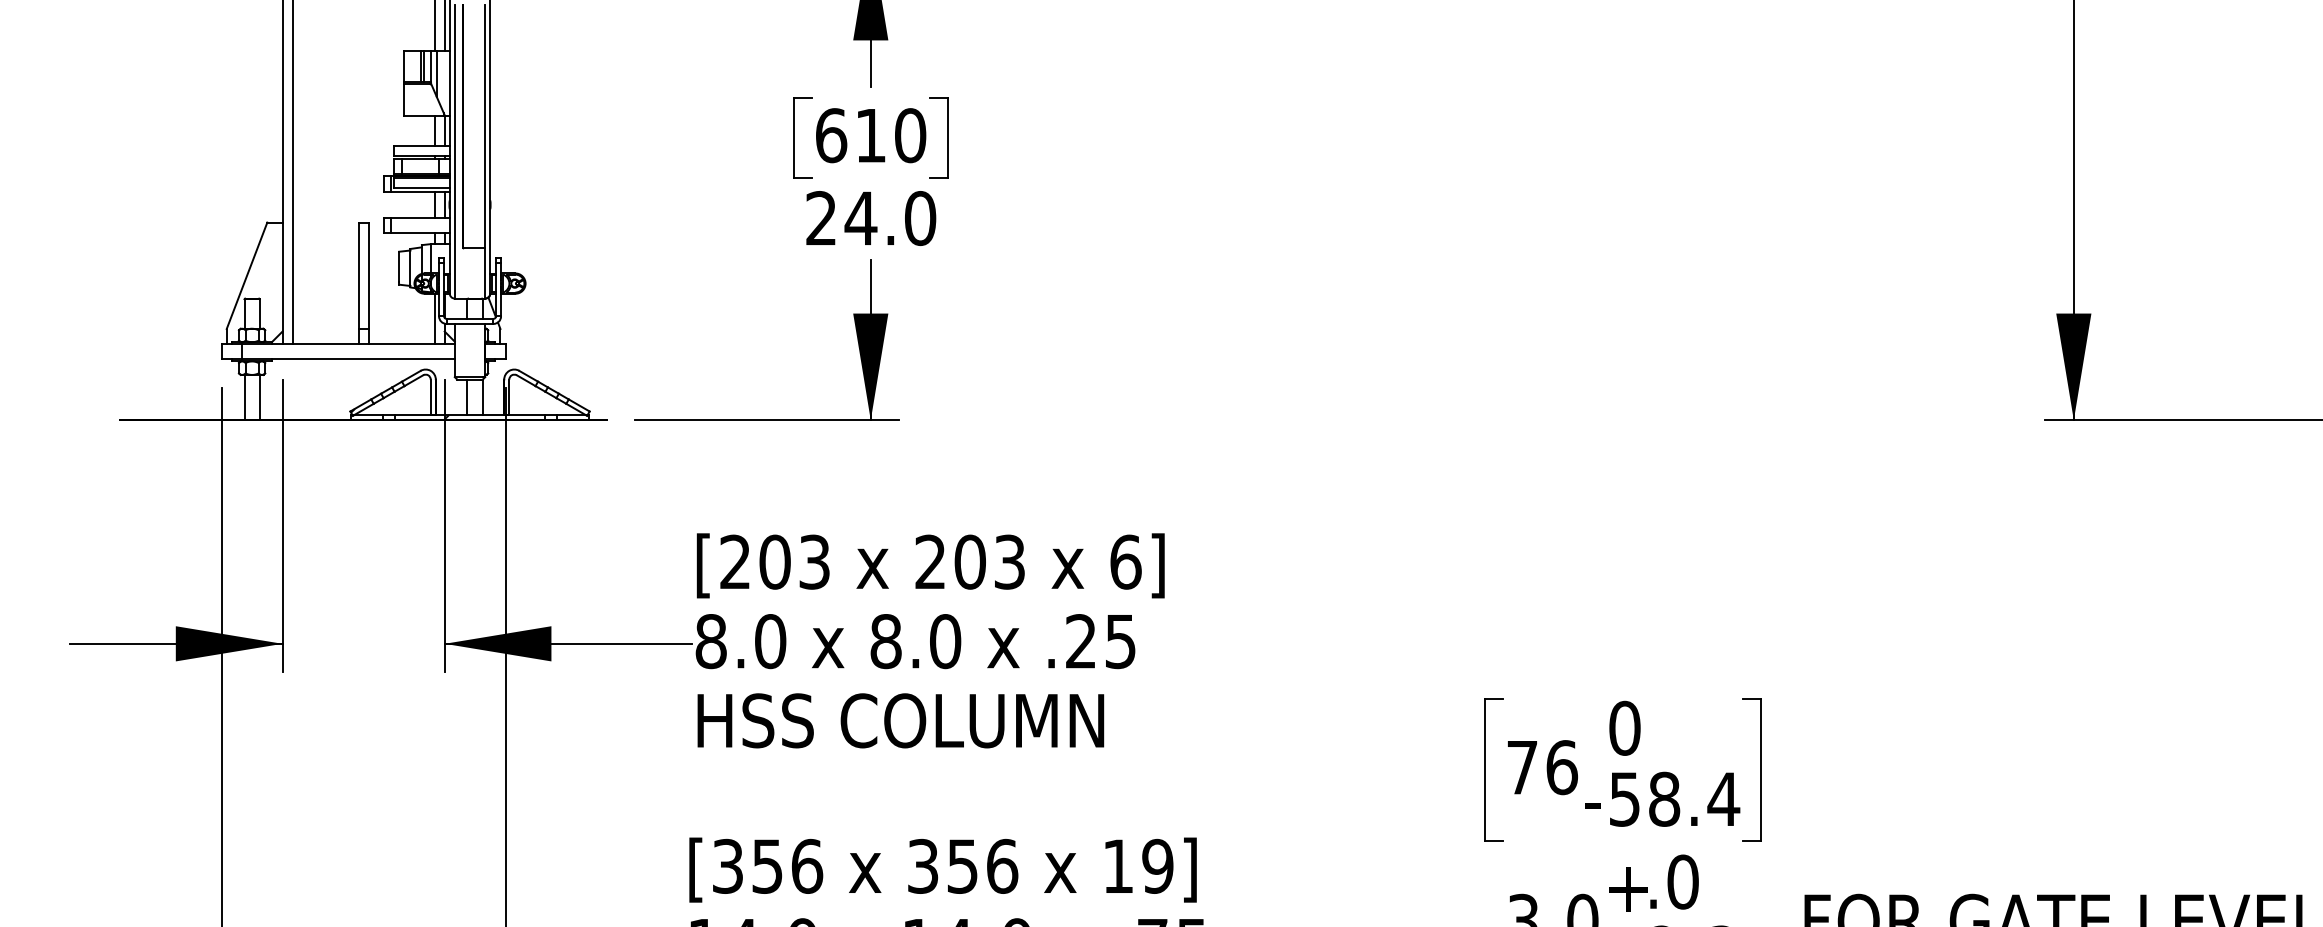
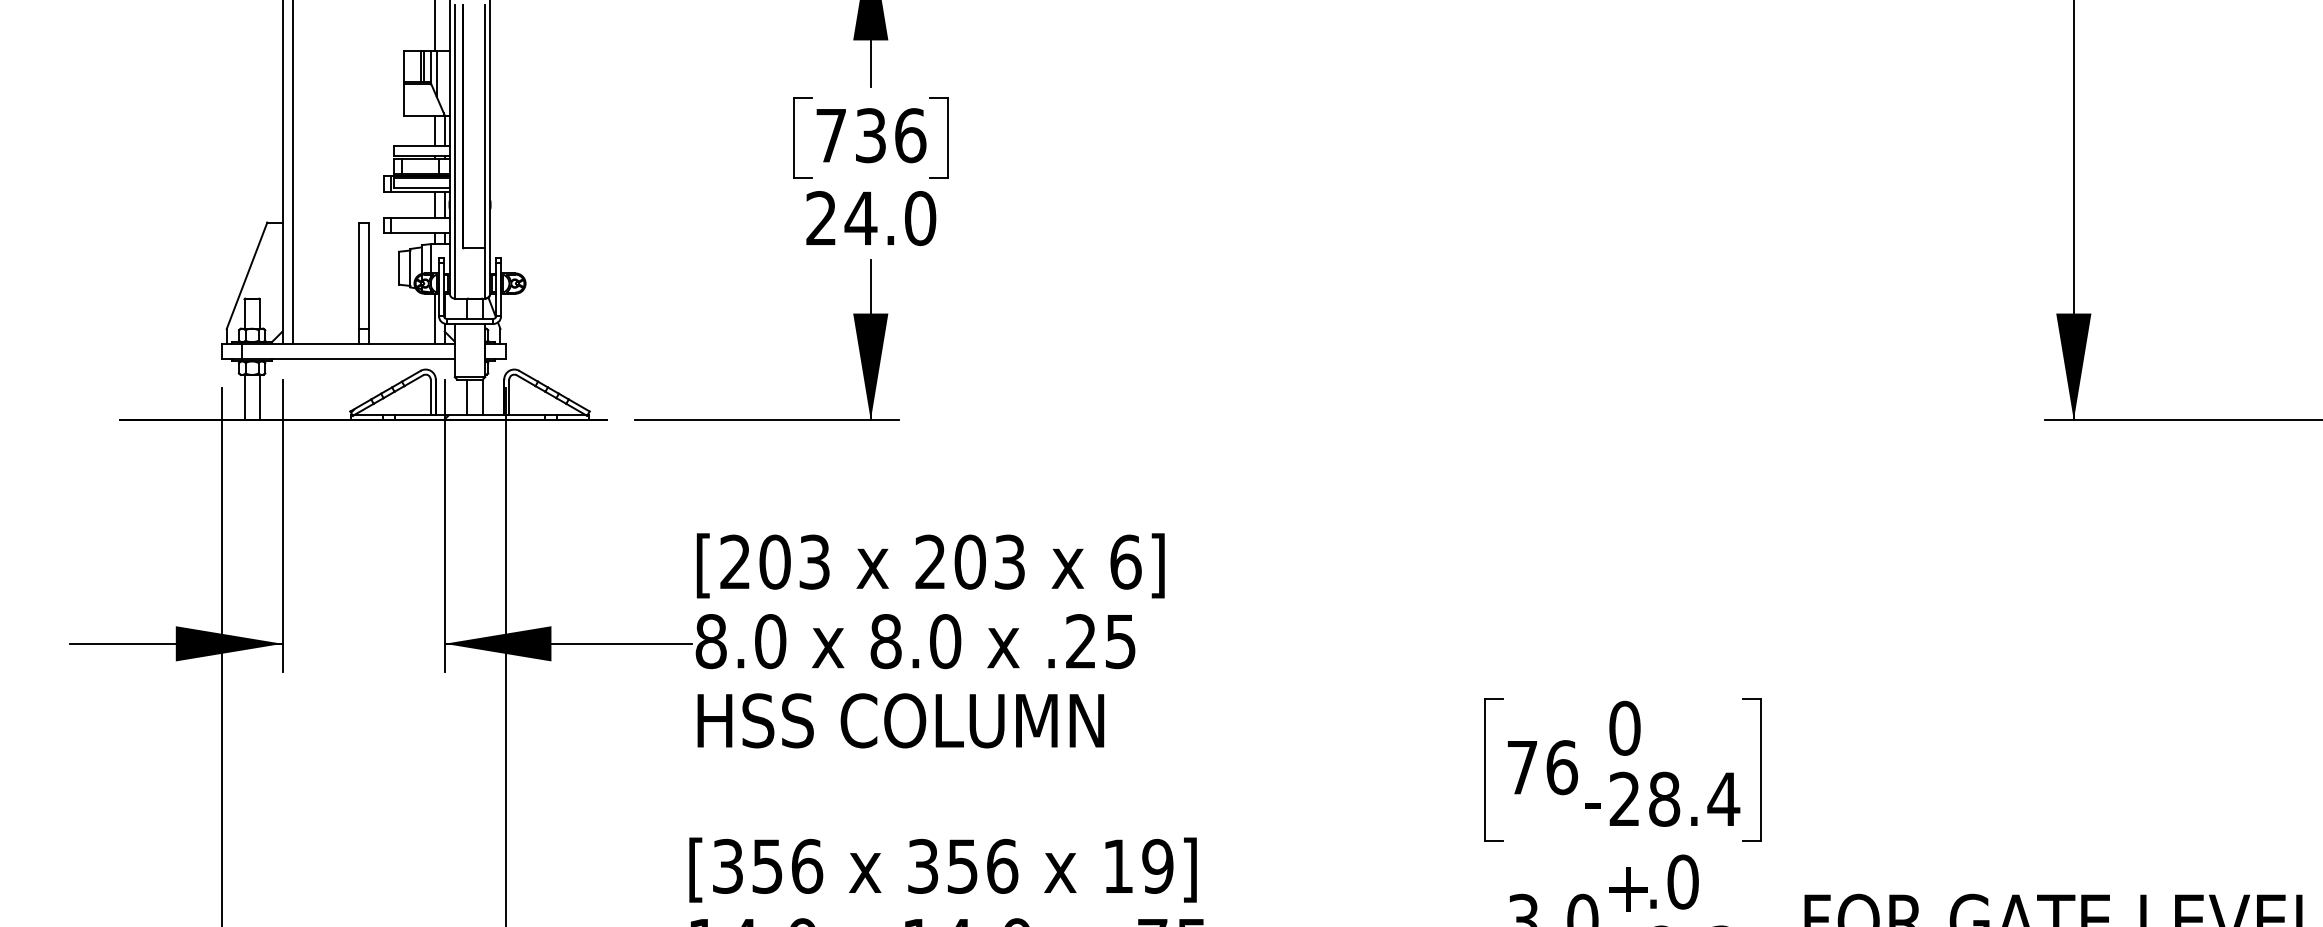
line: present -> none (444, 26)
text: 610 -> 736 (871, 135)
text: 58.4 -> 28.4 (1624, 798)
